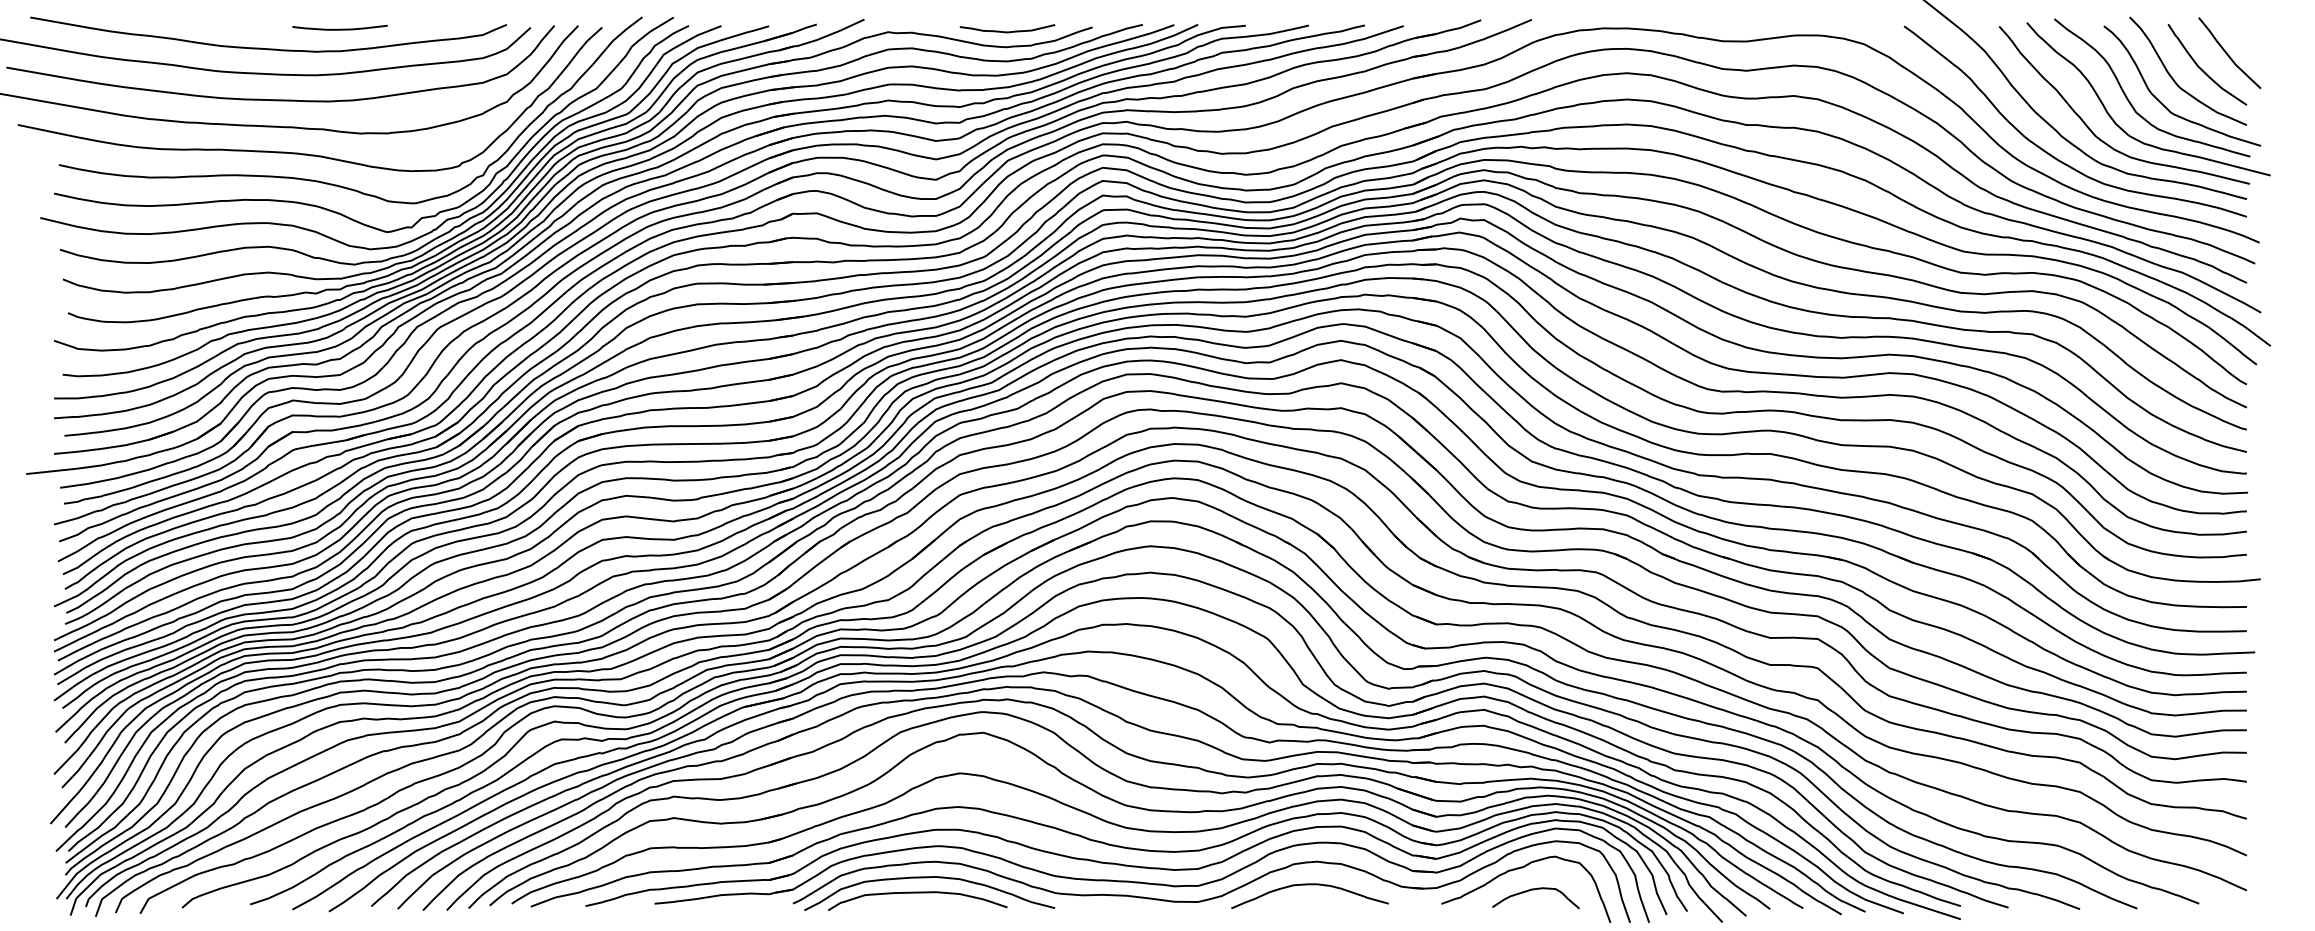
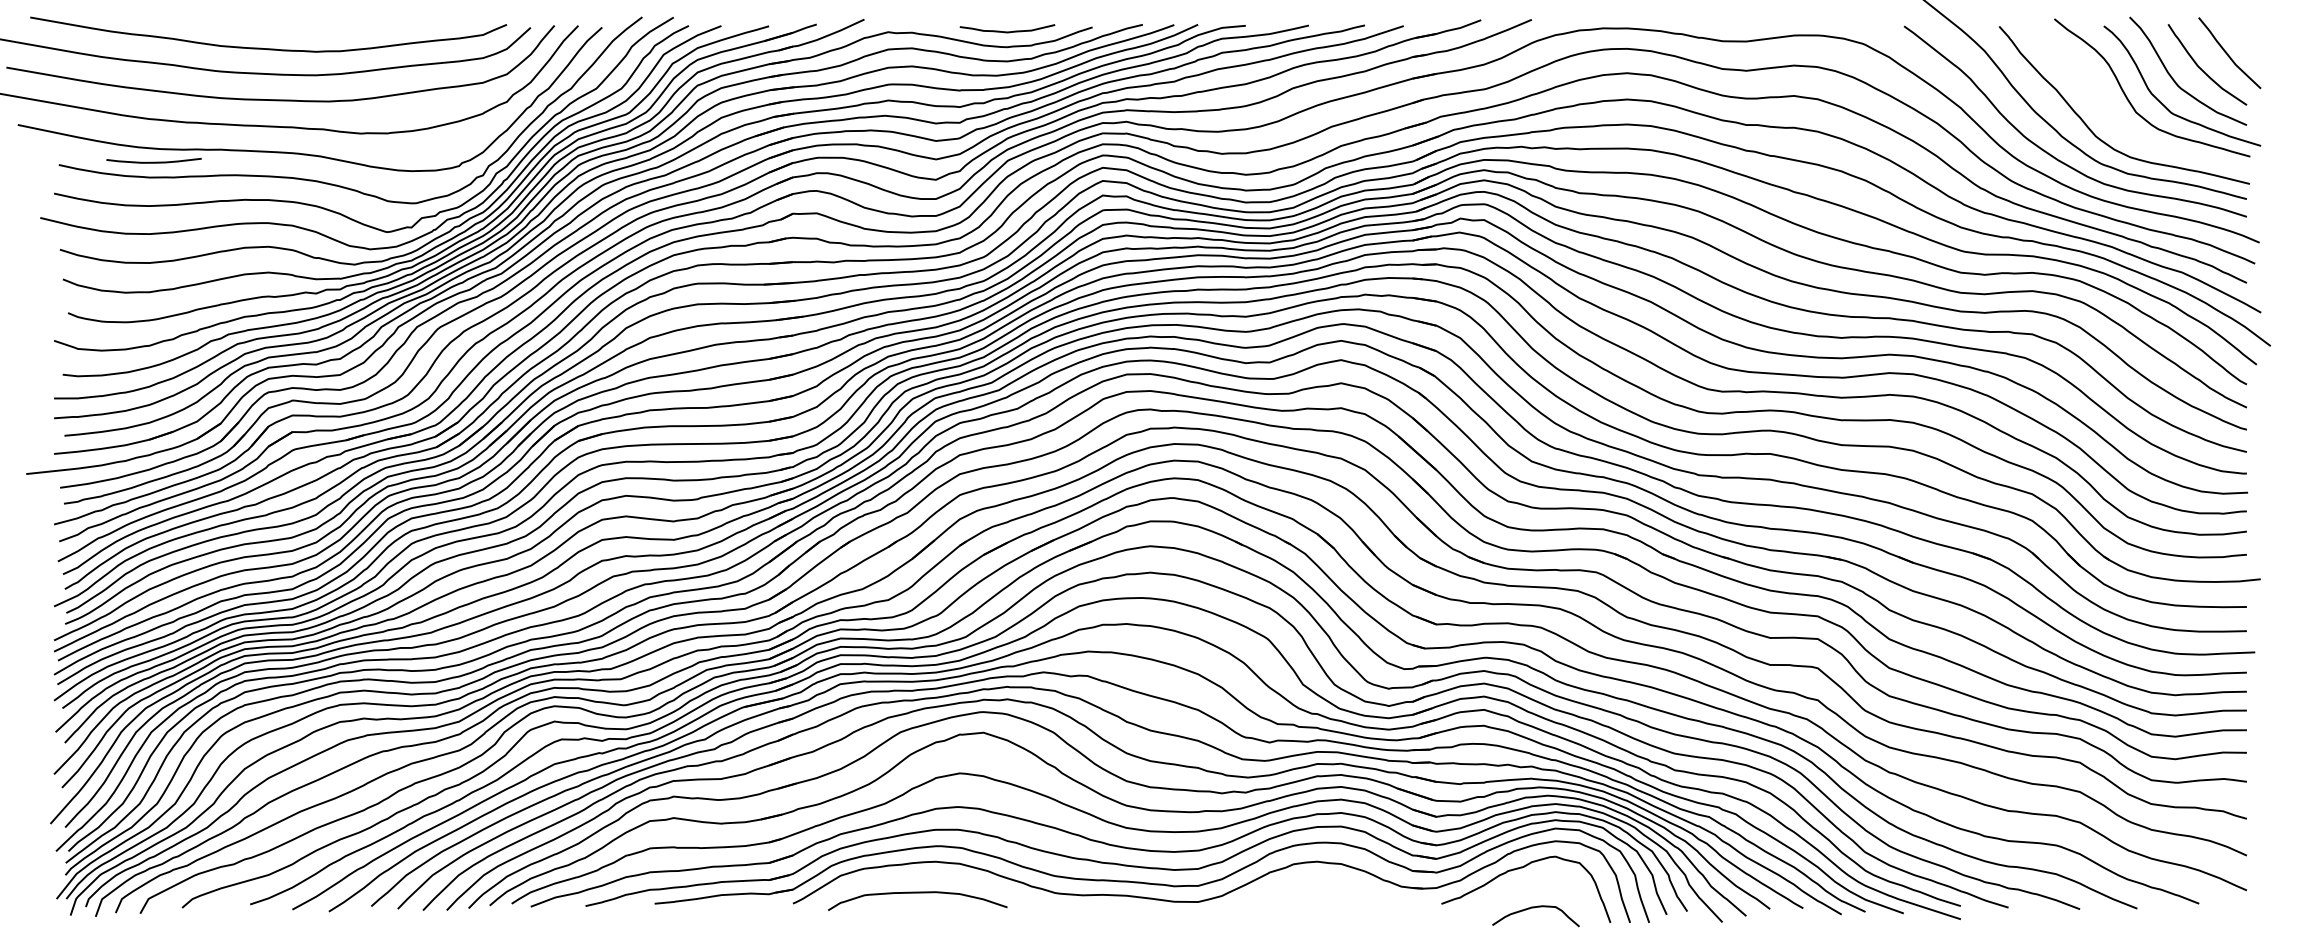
curve position: (339, 28) -> (153, 161) (153, 161)
curve: present -> none (2120, 126)
curve: present -> none (928, 878)
curve: present -> none (1309, 885)
curve position: (1534, 890) -> (1534, 908) (1534, 908)
